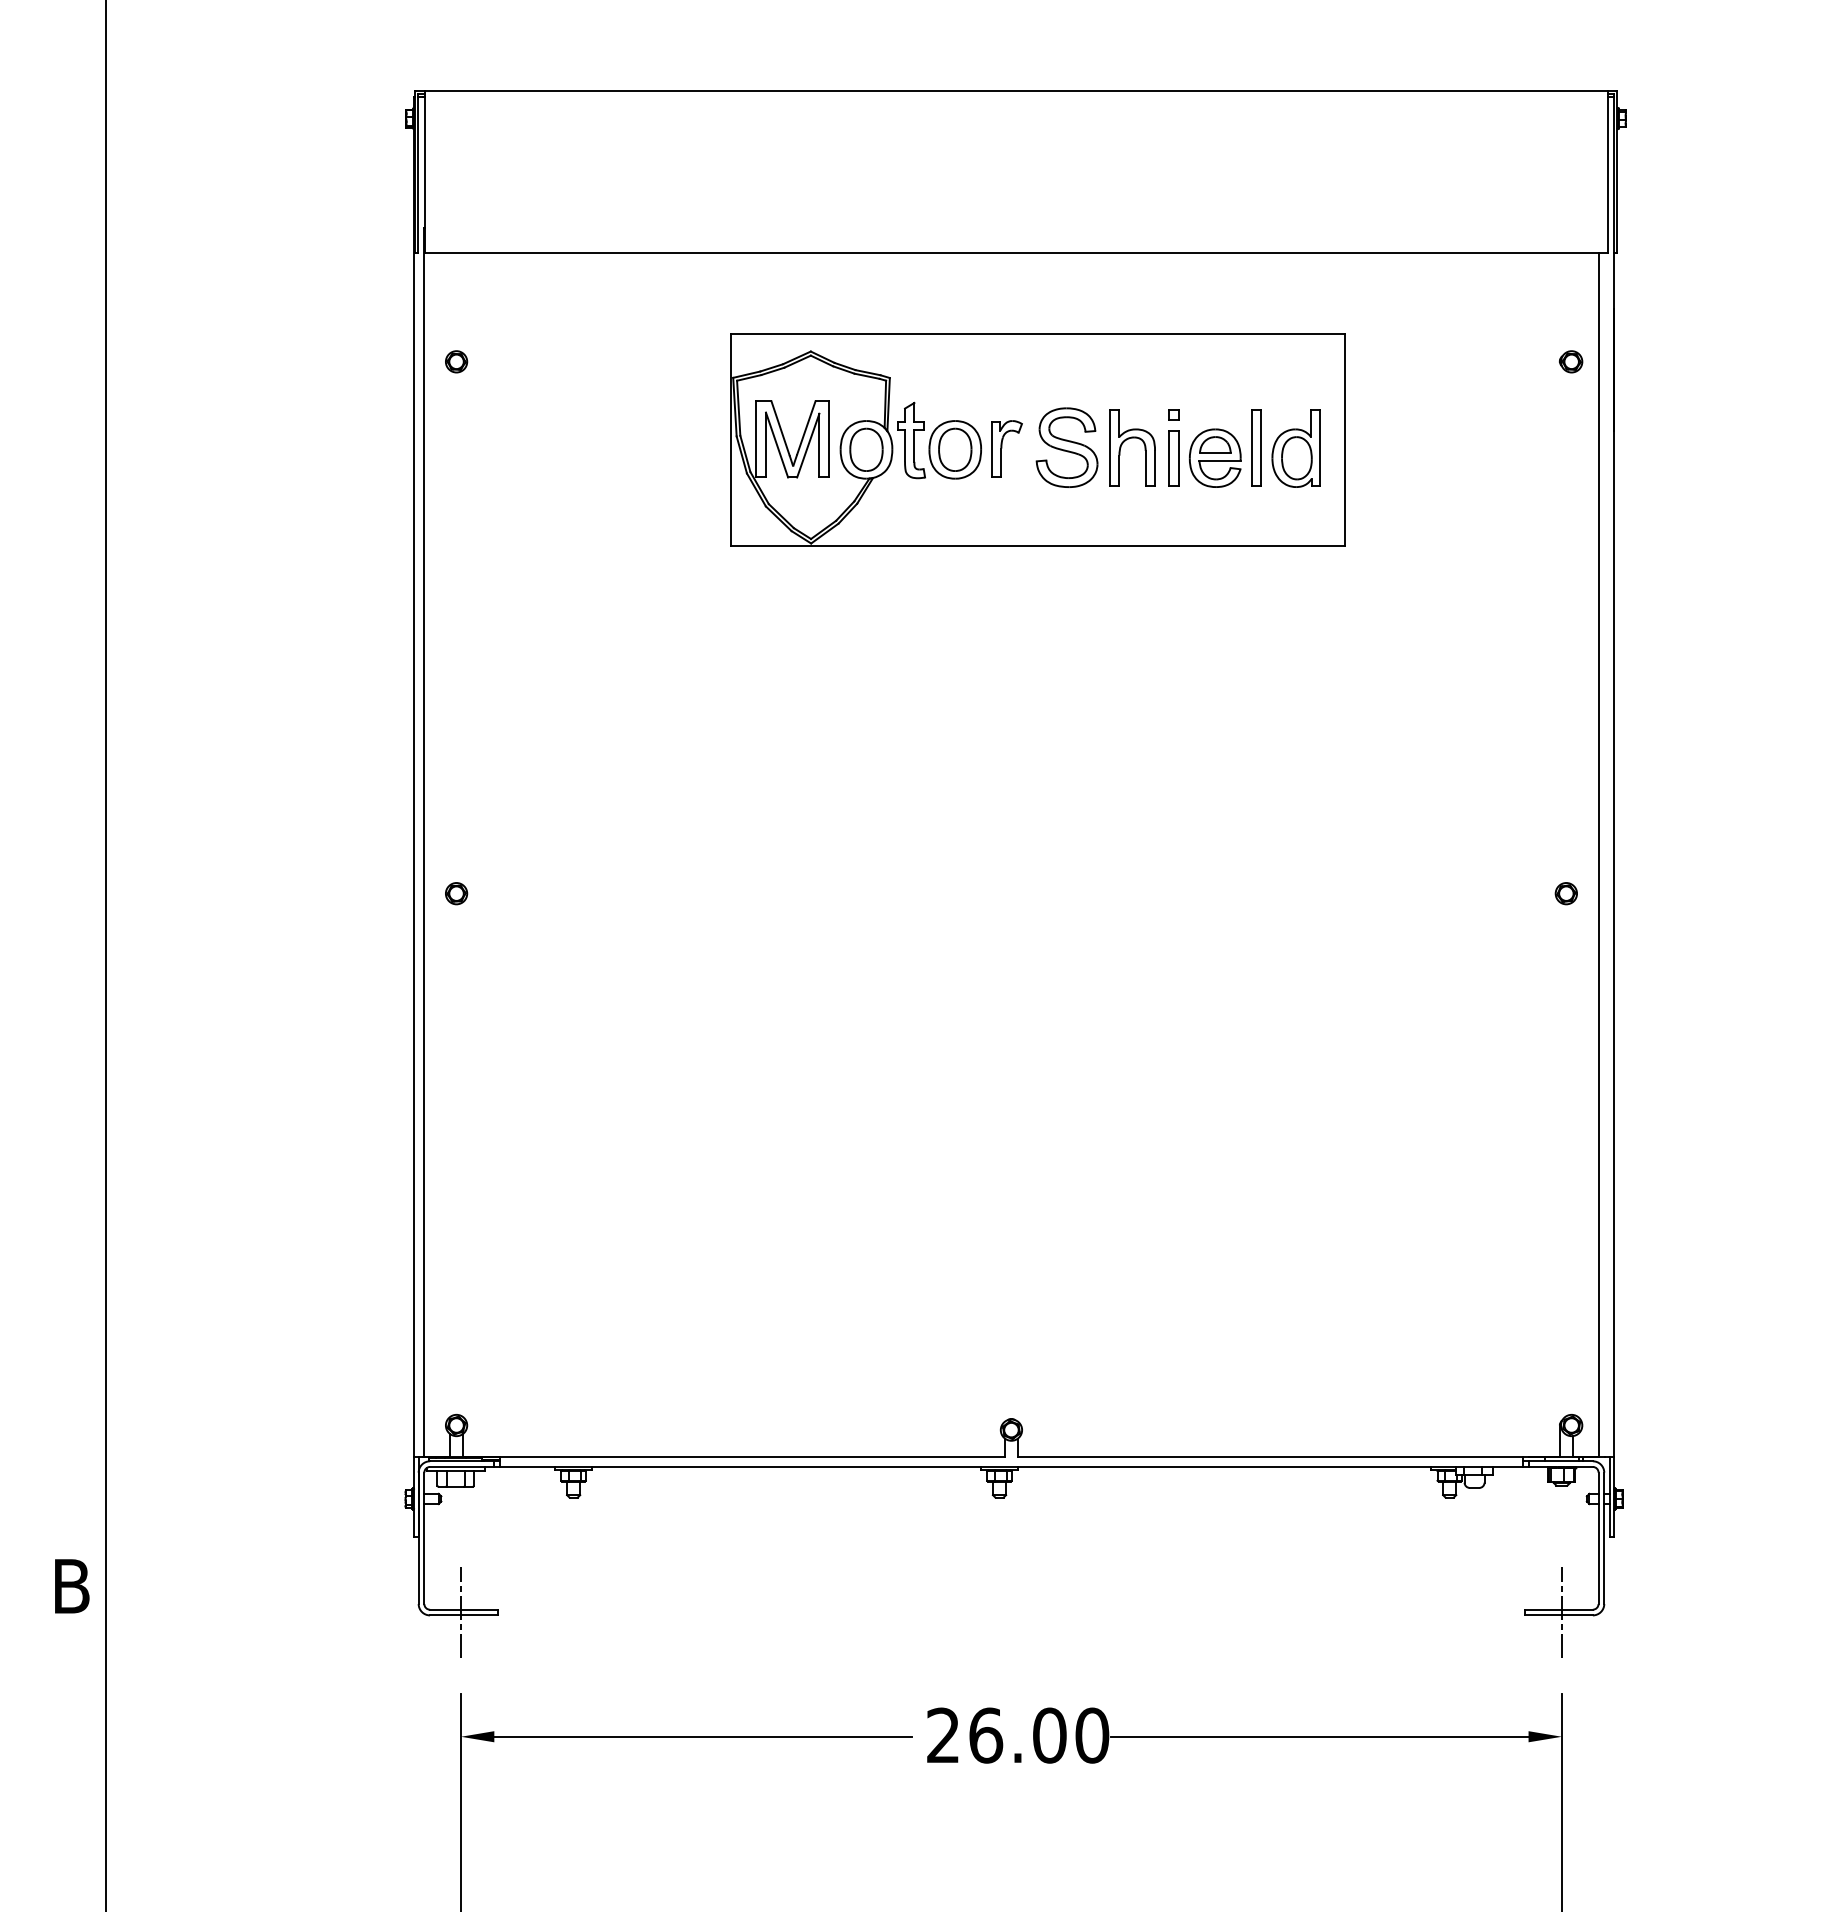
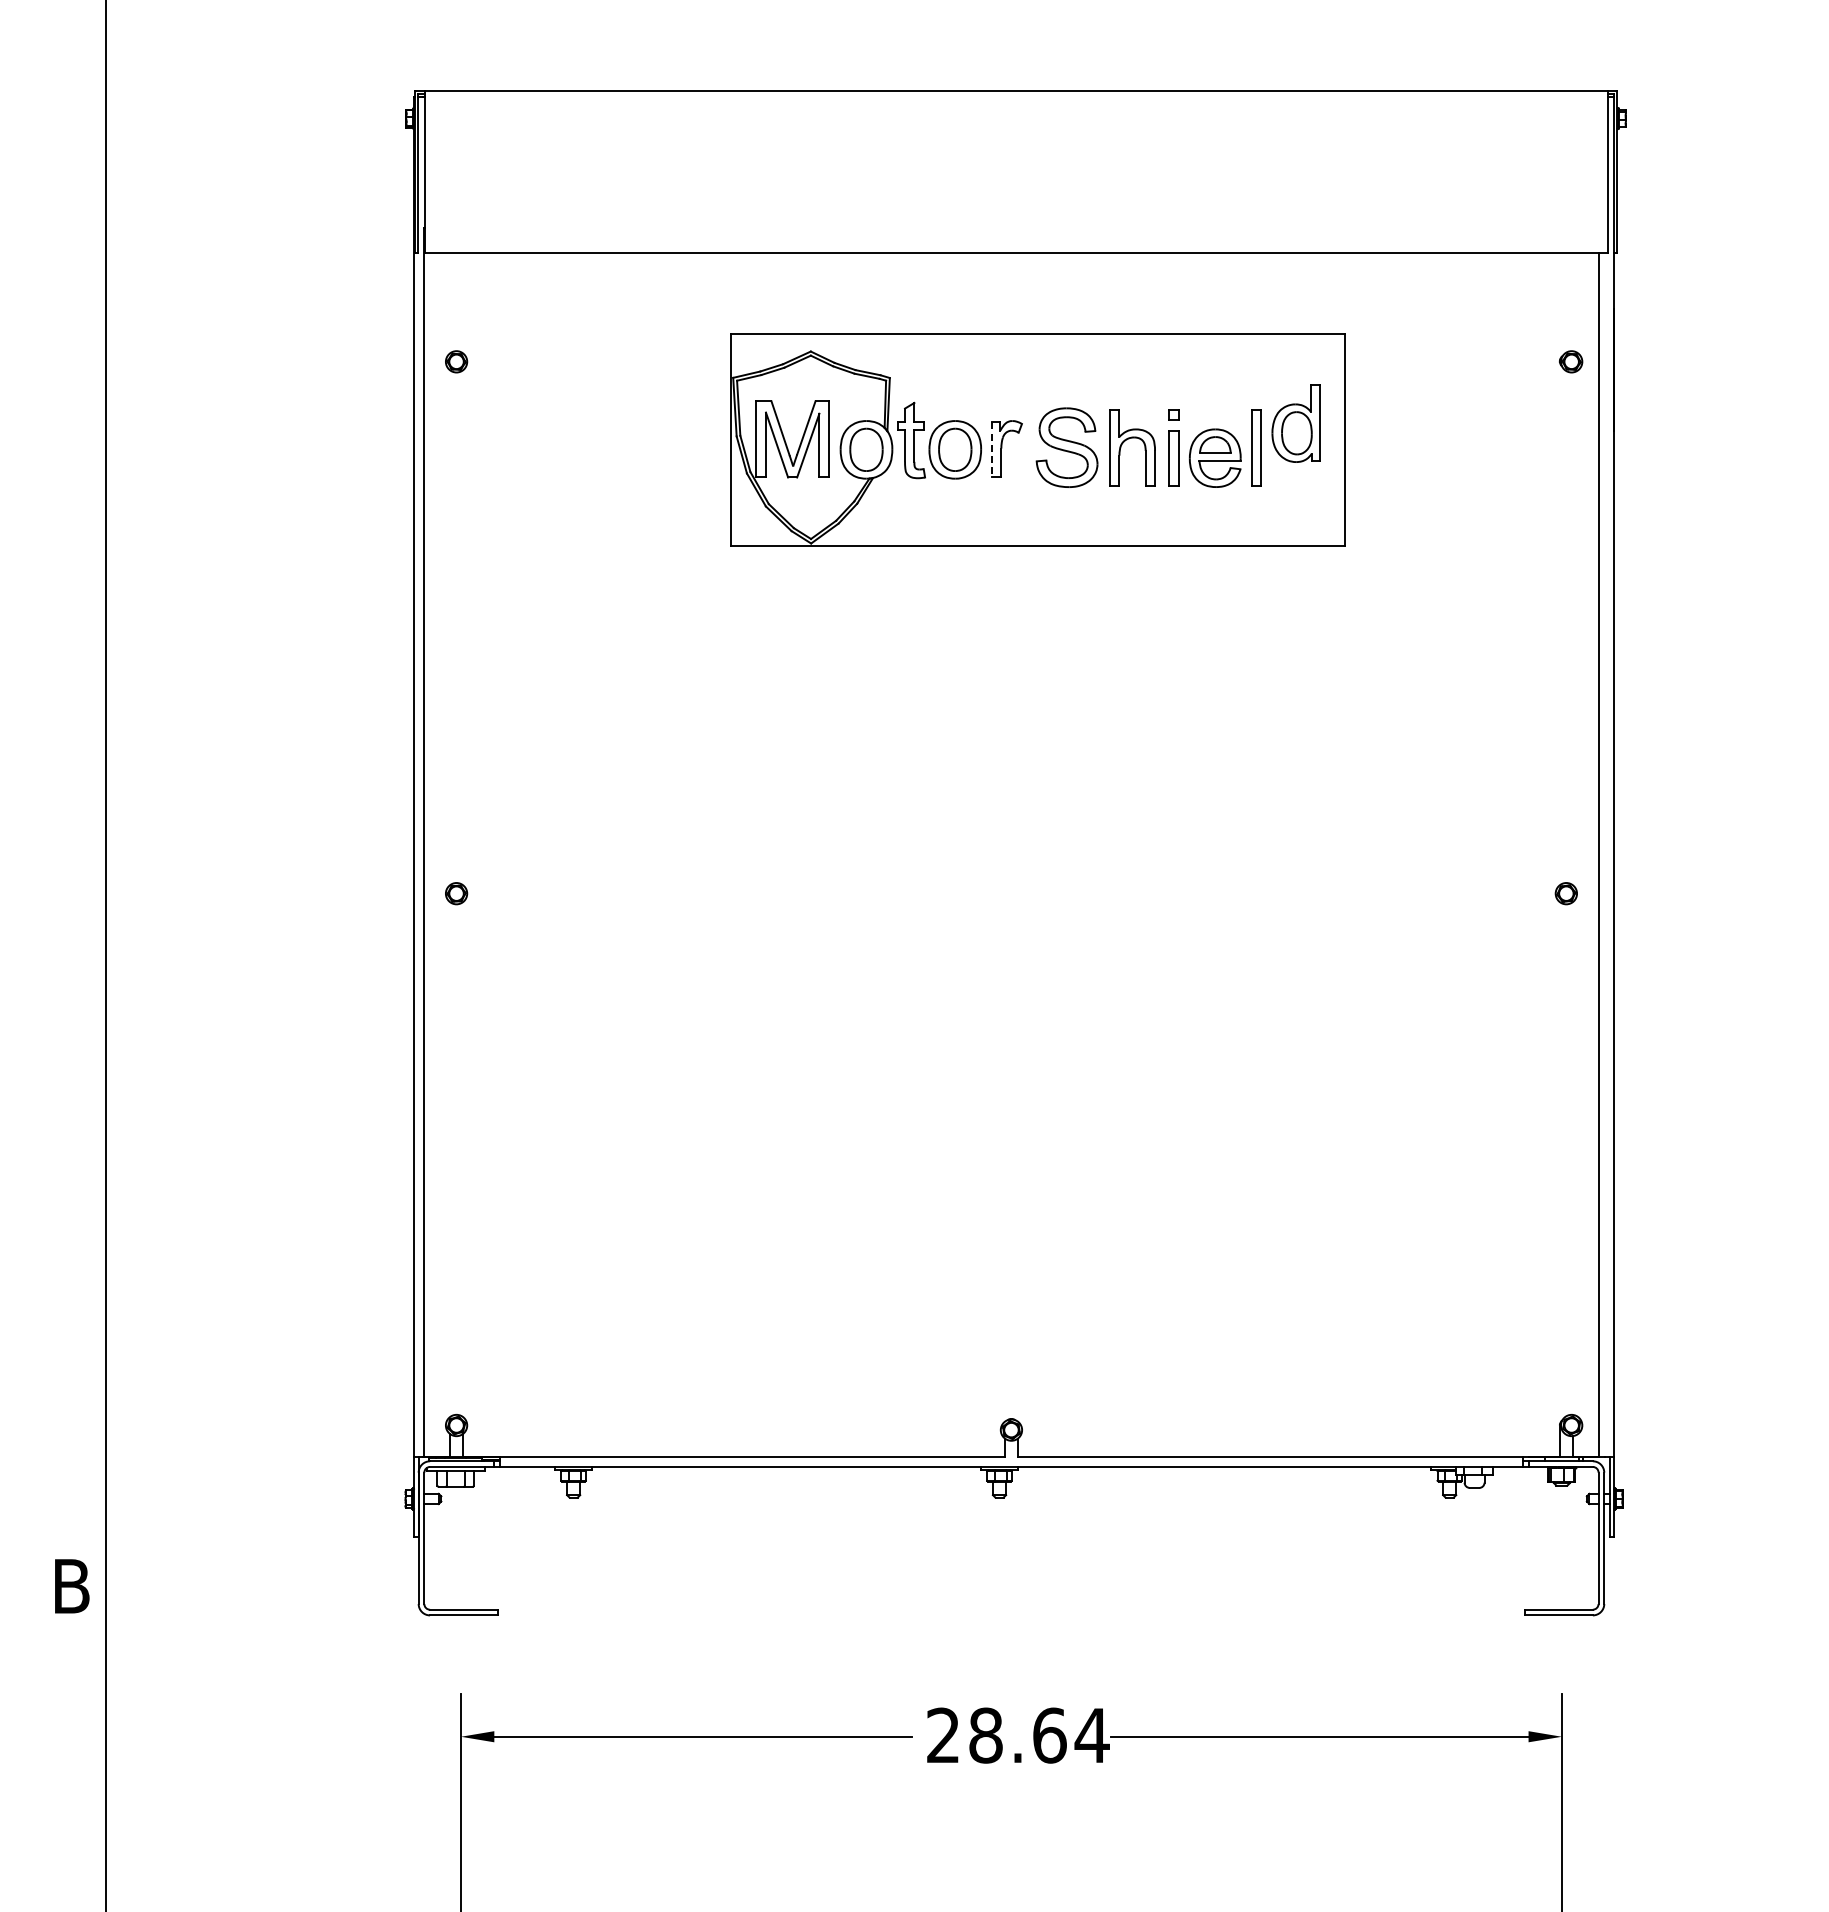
part position: (1295, 448) -> (1295, 423) (1295, 423)
line: solid -> dashed (991, 449)
line: present -> none (461, 1612)
line: present -> none (1561, 1612)
text: 26.00 -> 28.64 (1039, 1735)
